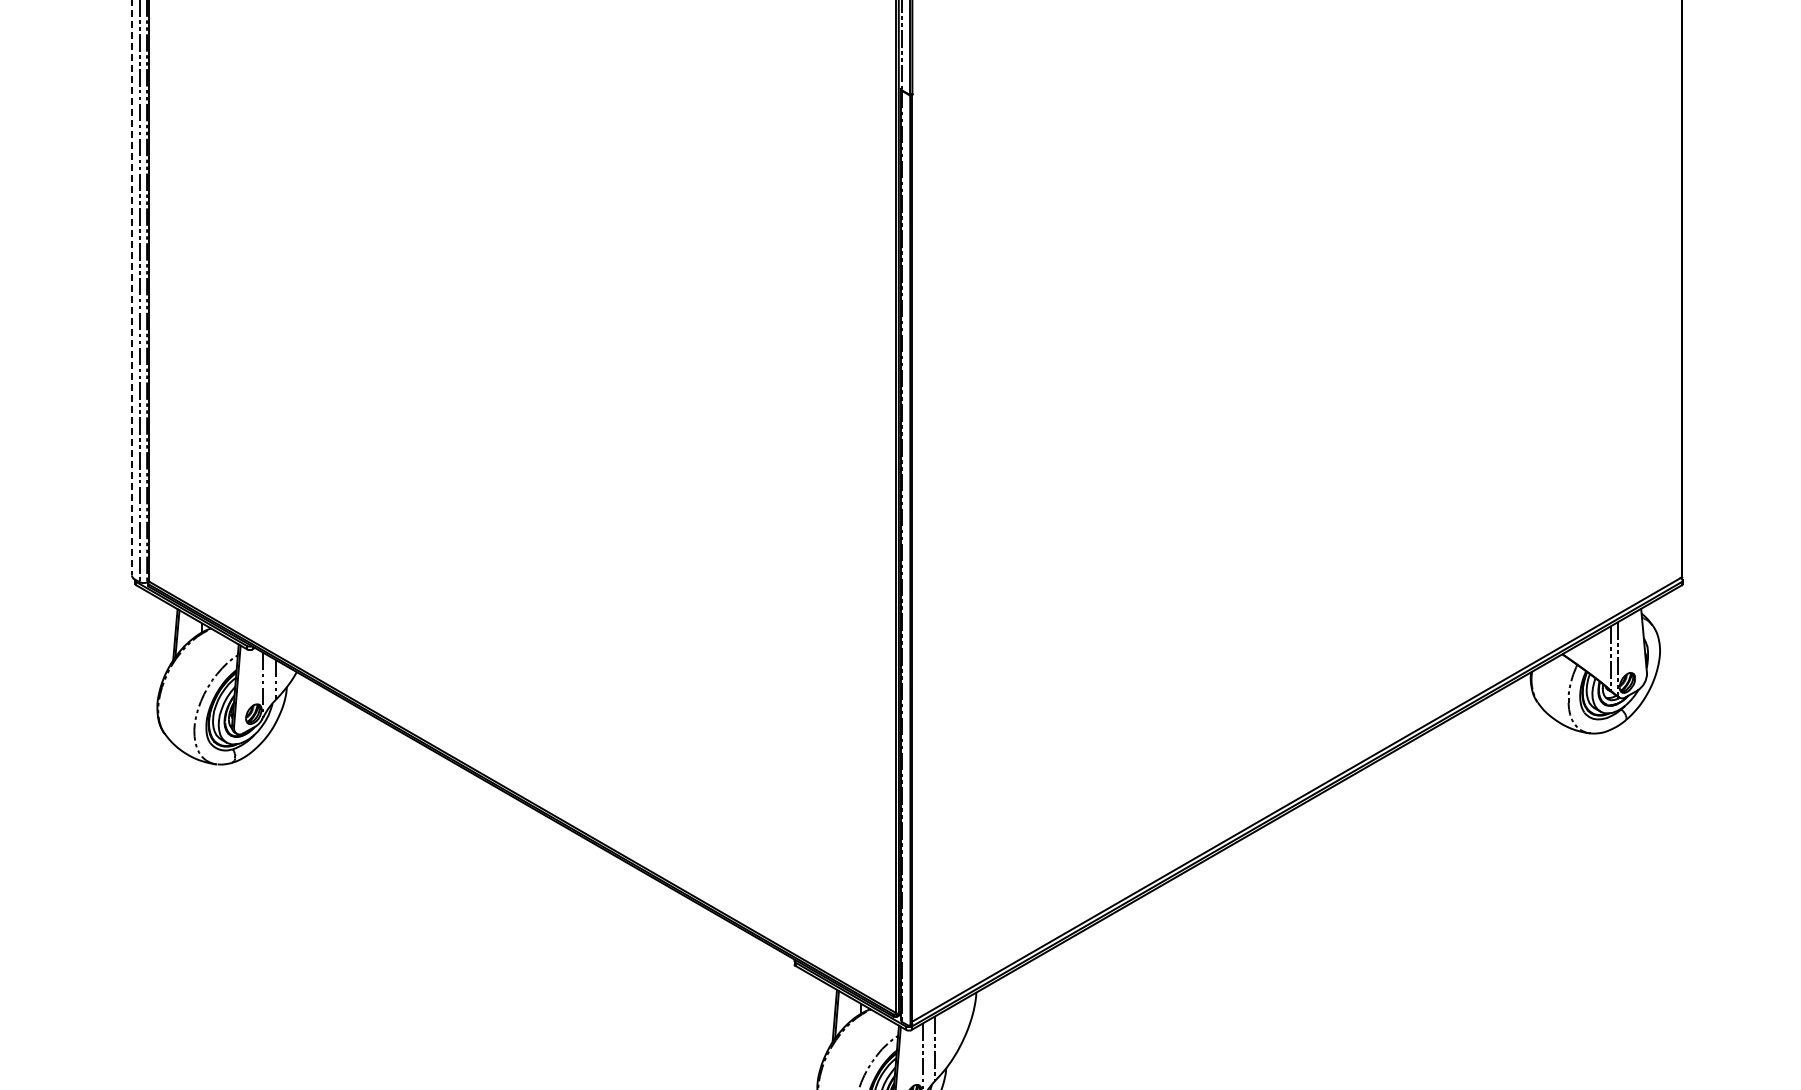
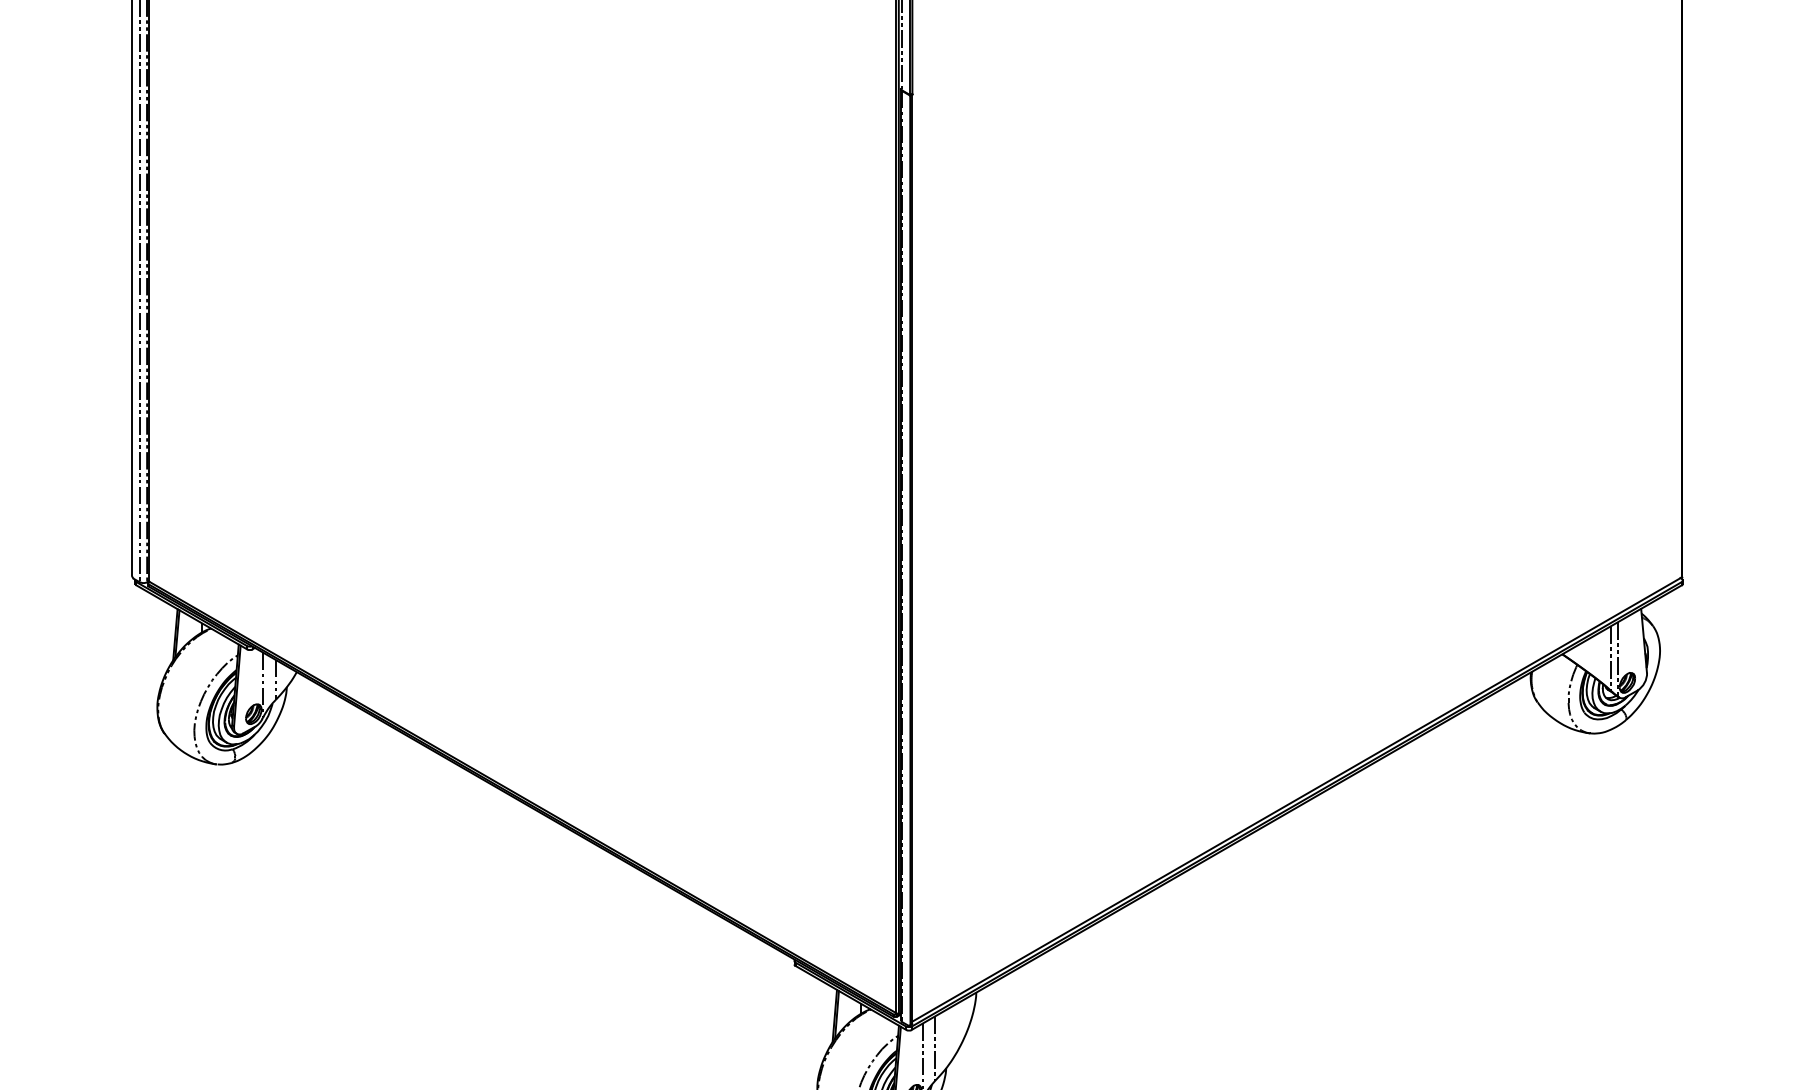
line: dashed -> solid (131, 288)
